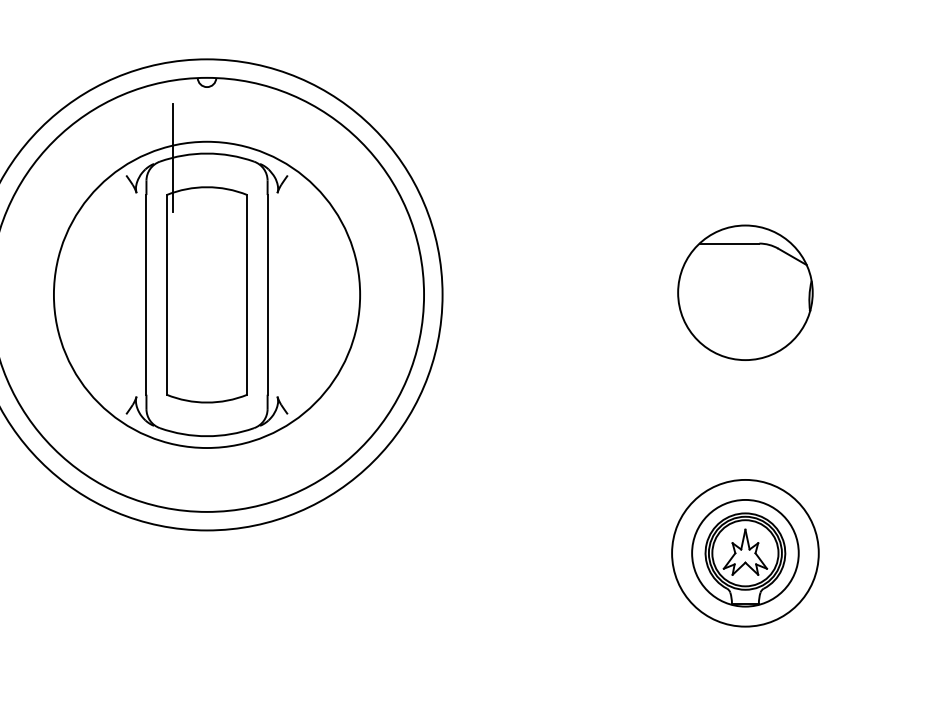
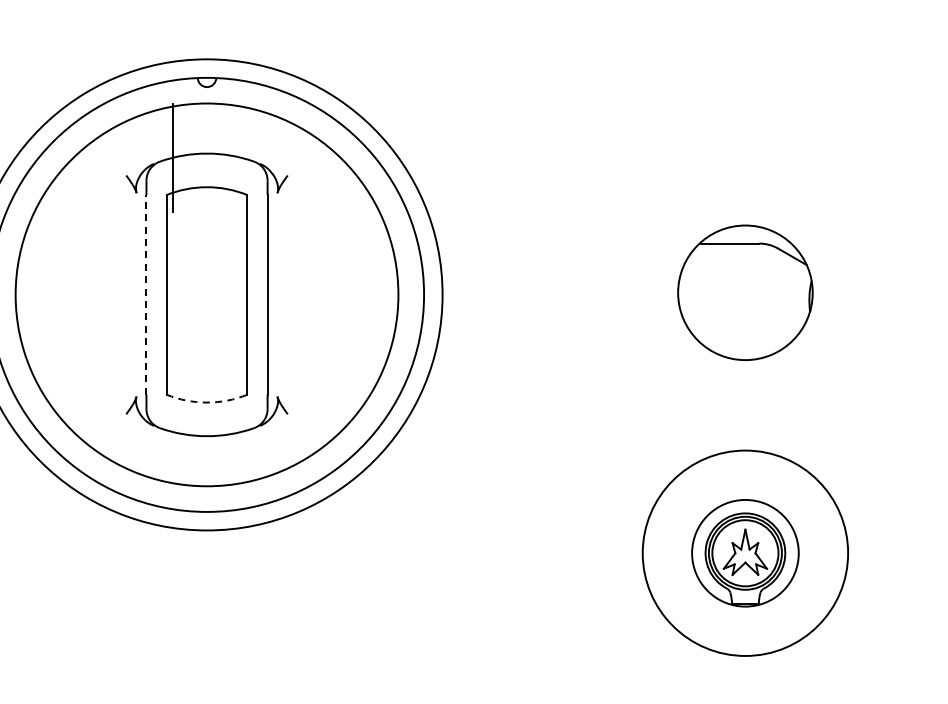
line: solid -> dashed (146, 294)
circle diameter: 306 px -> 383 px (206, 294)
arc: solid -> dashed (207, 402)
circle diameter: 147 px -> 205 px (745, 552)
